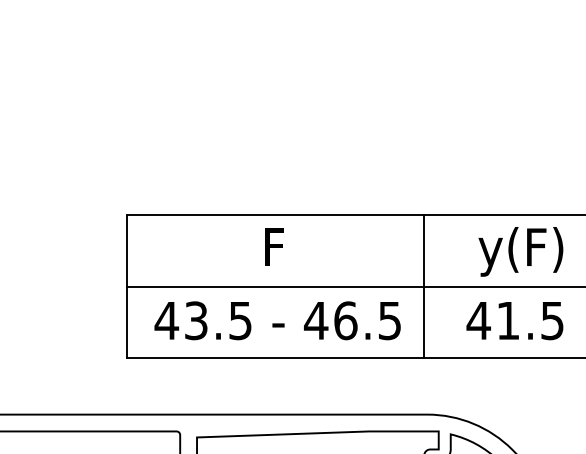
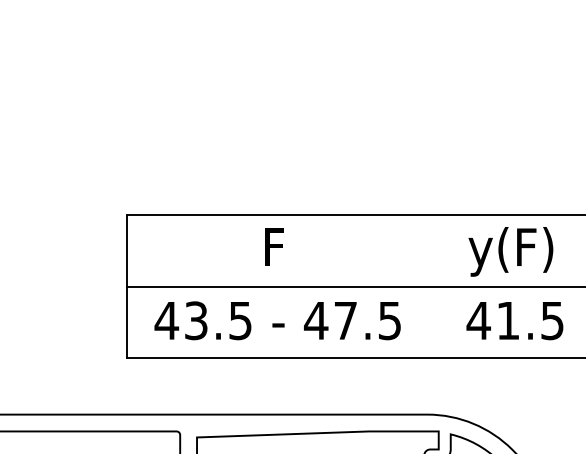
text position: (520, 251) -> (510, 251) (510, 251)
line: present -> none (423, 286)
text: 46.5 -> 47.5 (345, 320)
